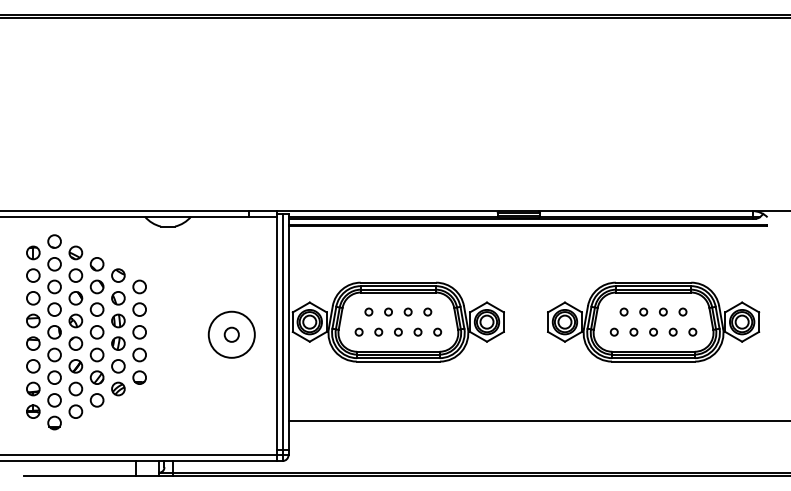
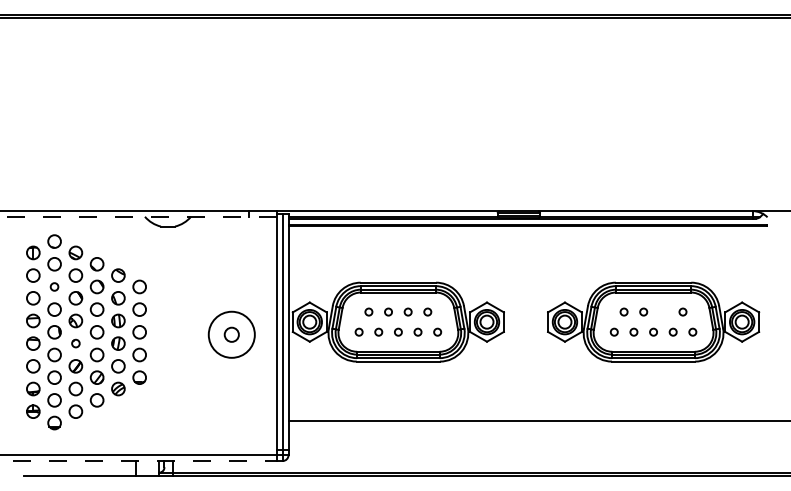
line: solid -> dashed (138, 216)
circle size: 15x16 px -> 11x10 px (54, 286)
circle: present -> none (663, 311)
part size: 16x15 px -> 10x11 px (75, 343)
line: solid -> dashed (141, 460)
